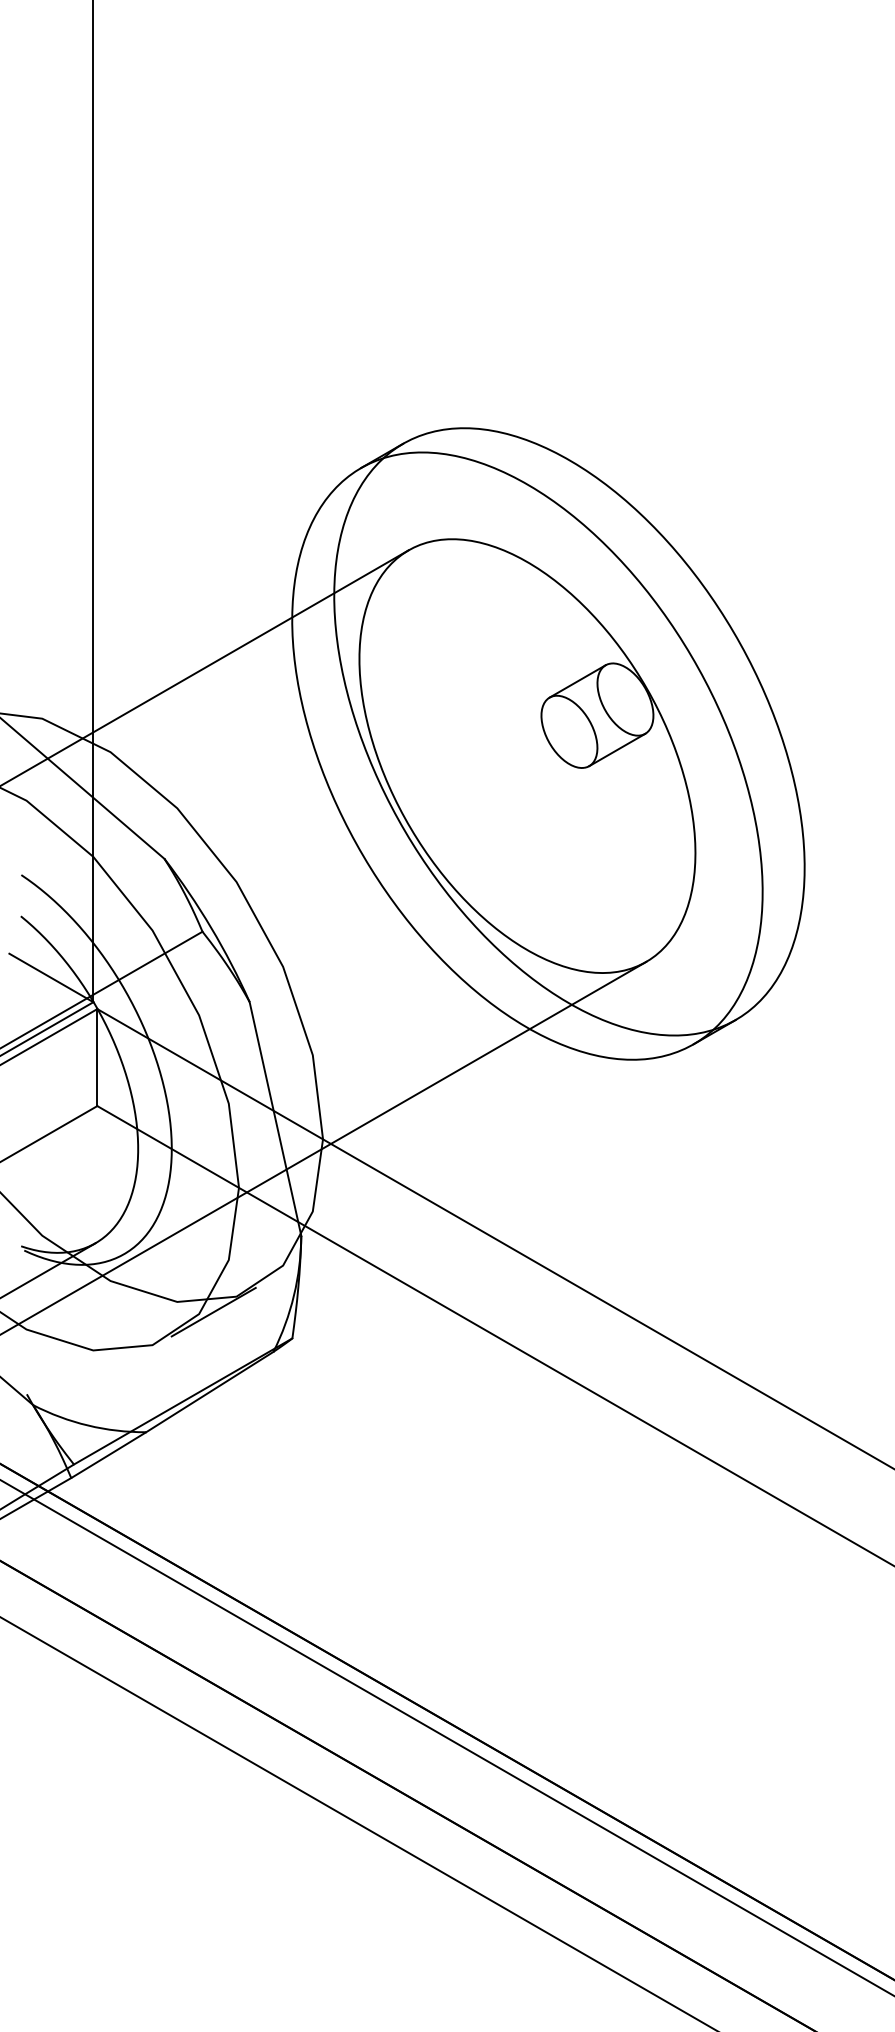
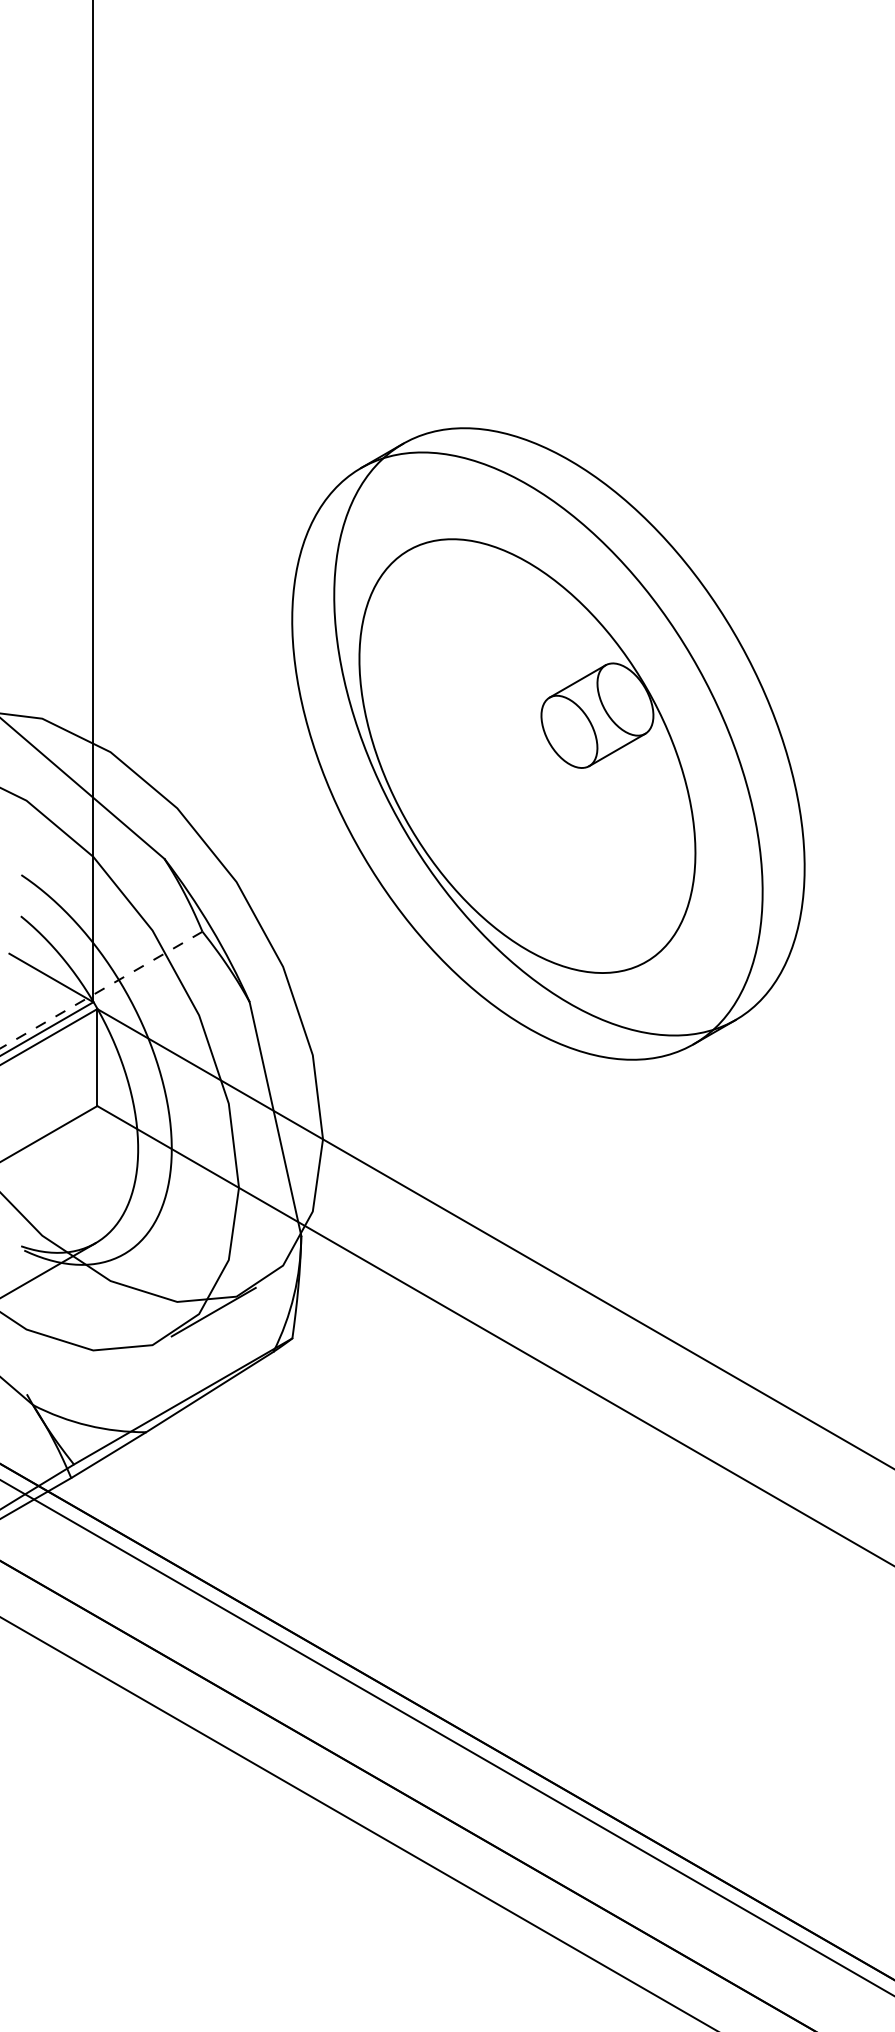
line: present -> none (205, 667)
line: solid -> dashed (101, 990)
line: present -> none (324, 1147)
